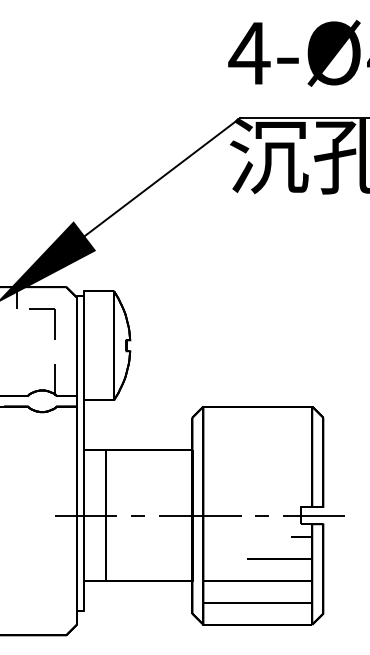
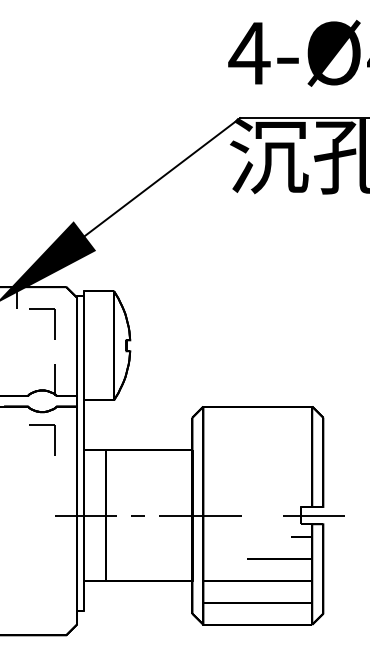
part: none -> present (54, 439)
line: present -> none (261, 515)
